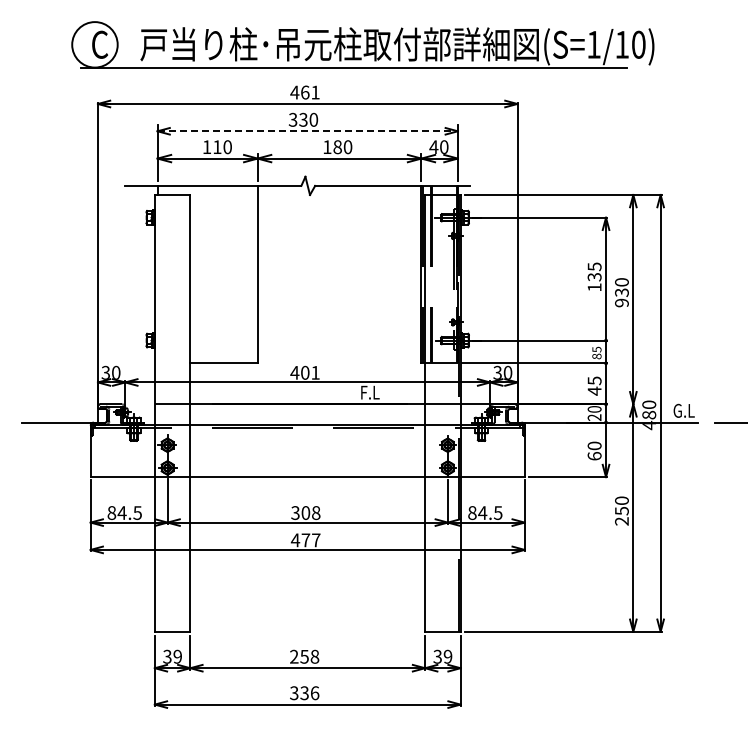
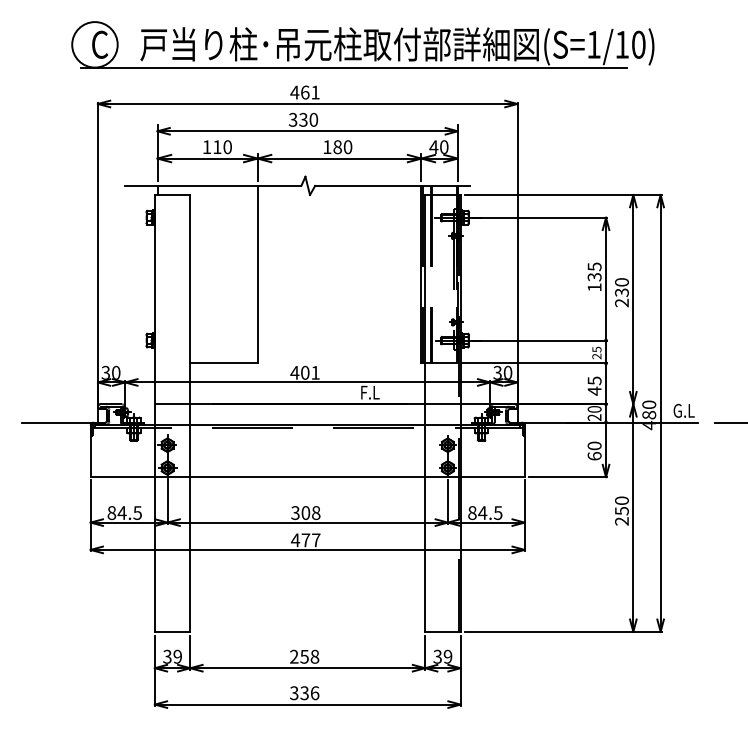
line: dashed -> solid (308, 131)
text: 930 -> 230 (621, 302)
text: 85 -> 25 (596, 356)
